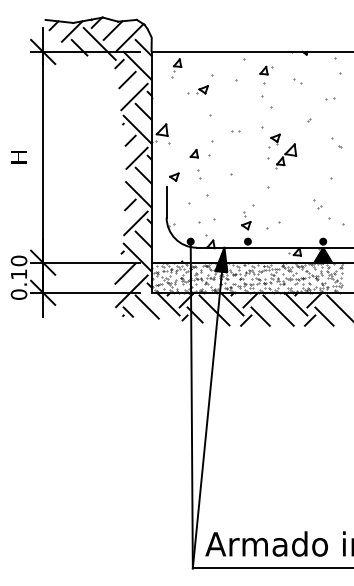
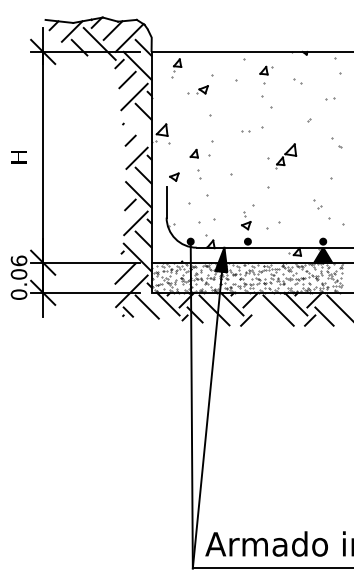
line: present -> none (137, 129)
part position: (235, 131) -> (245, 131) (245, 131)
part: present -> none (274, 140)
text: 0.10 -> 0.06 (18, 267)
line: present -> none (260, 316)
